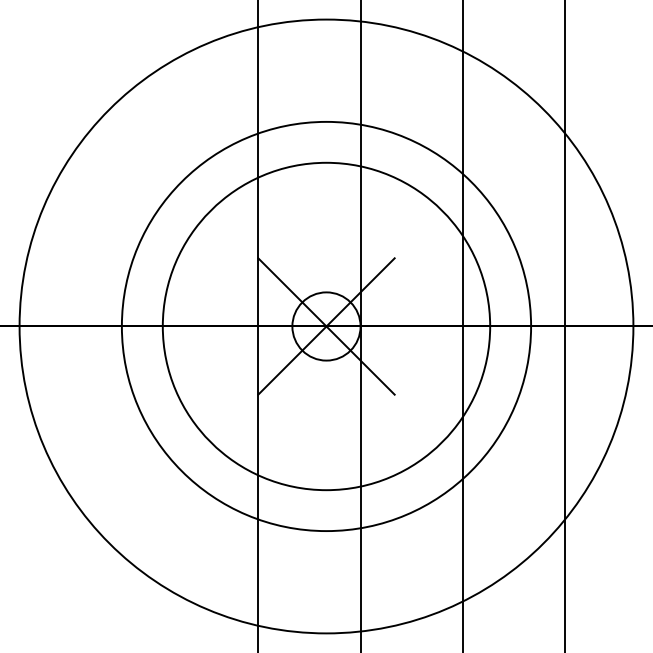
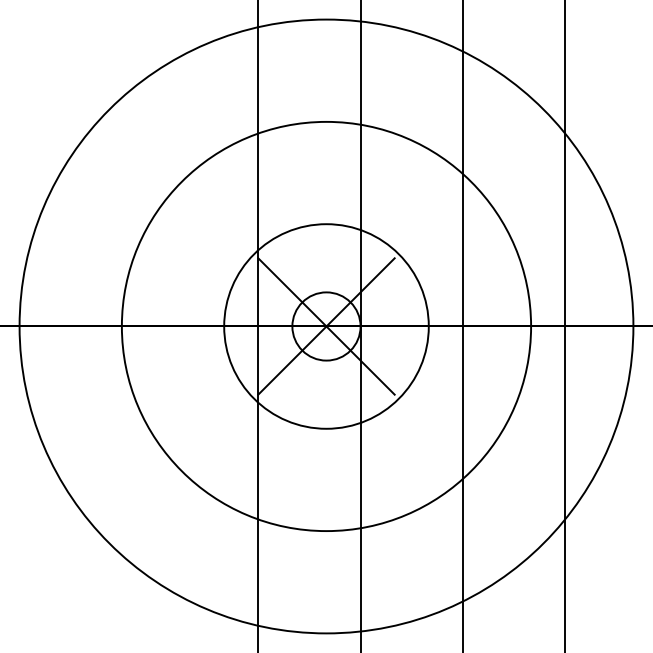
circle diameter: 327 px -> 205 px (326, 326)
